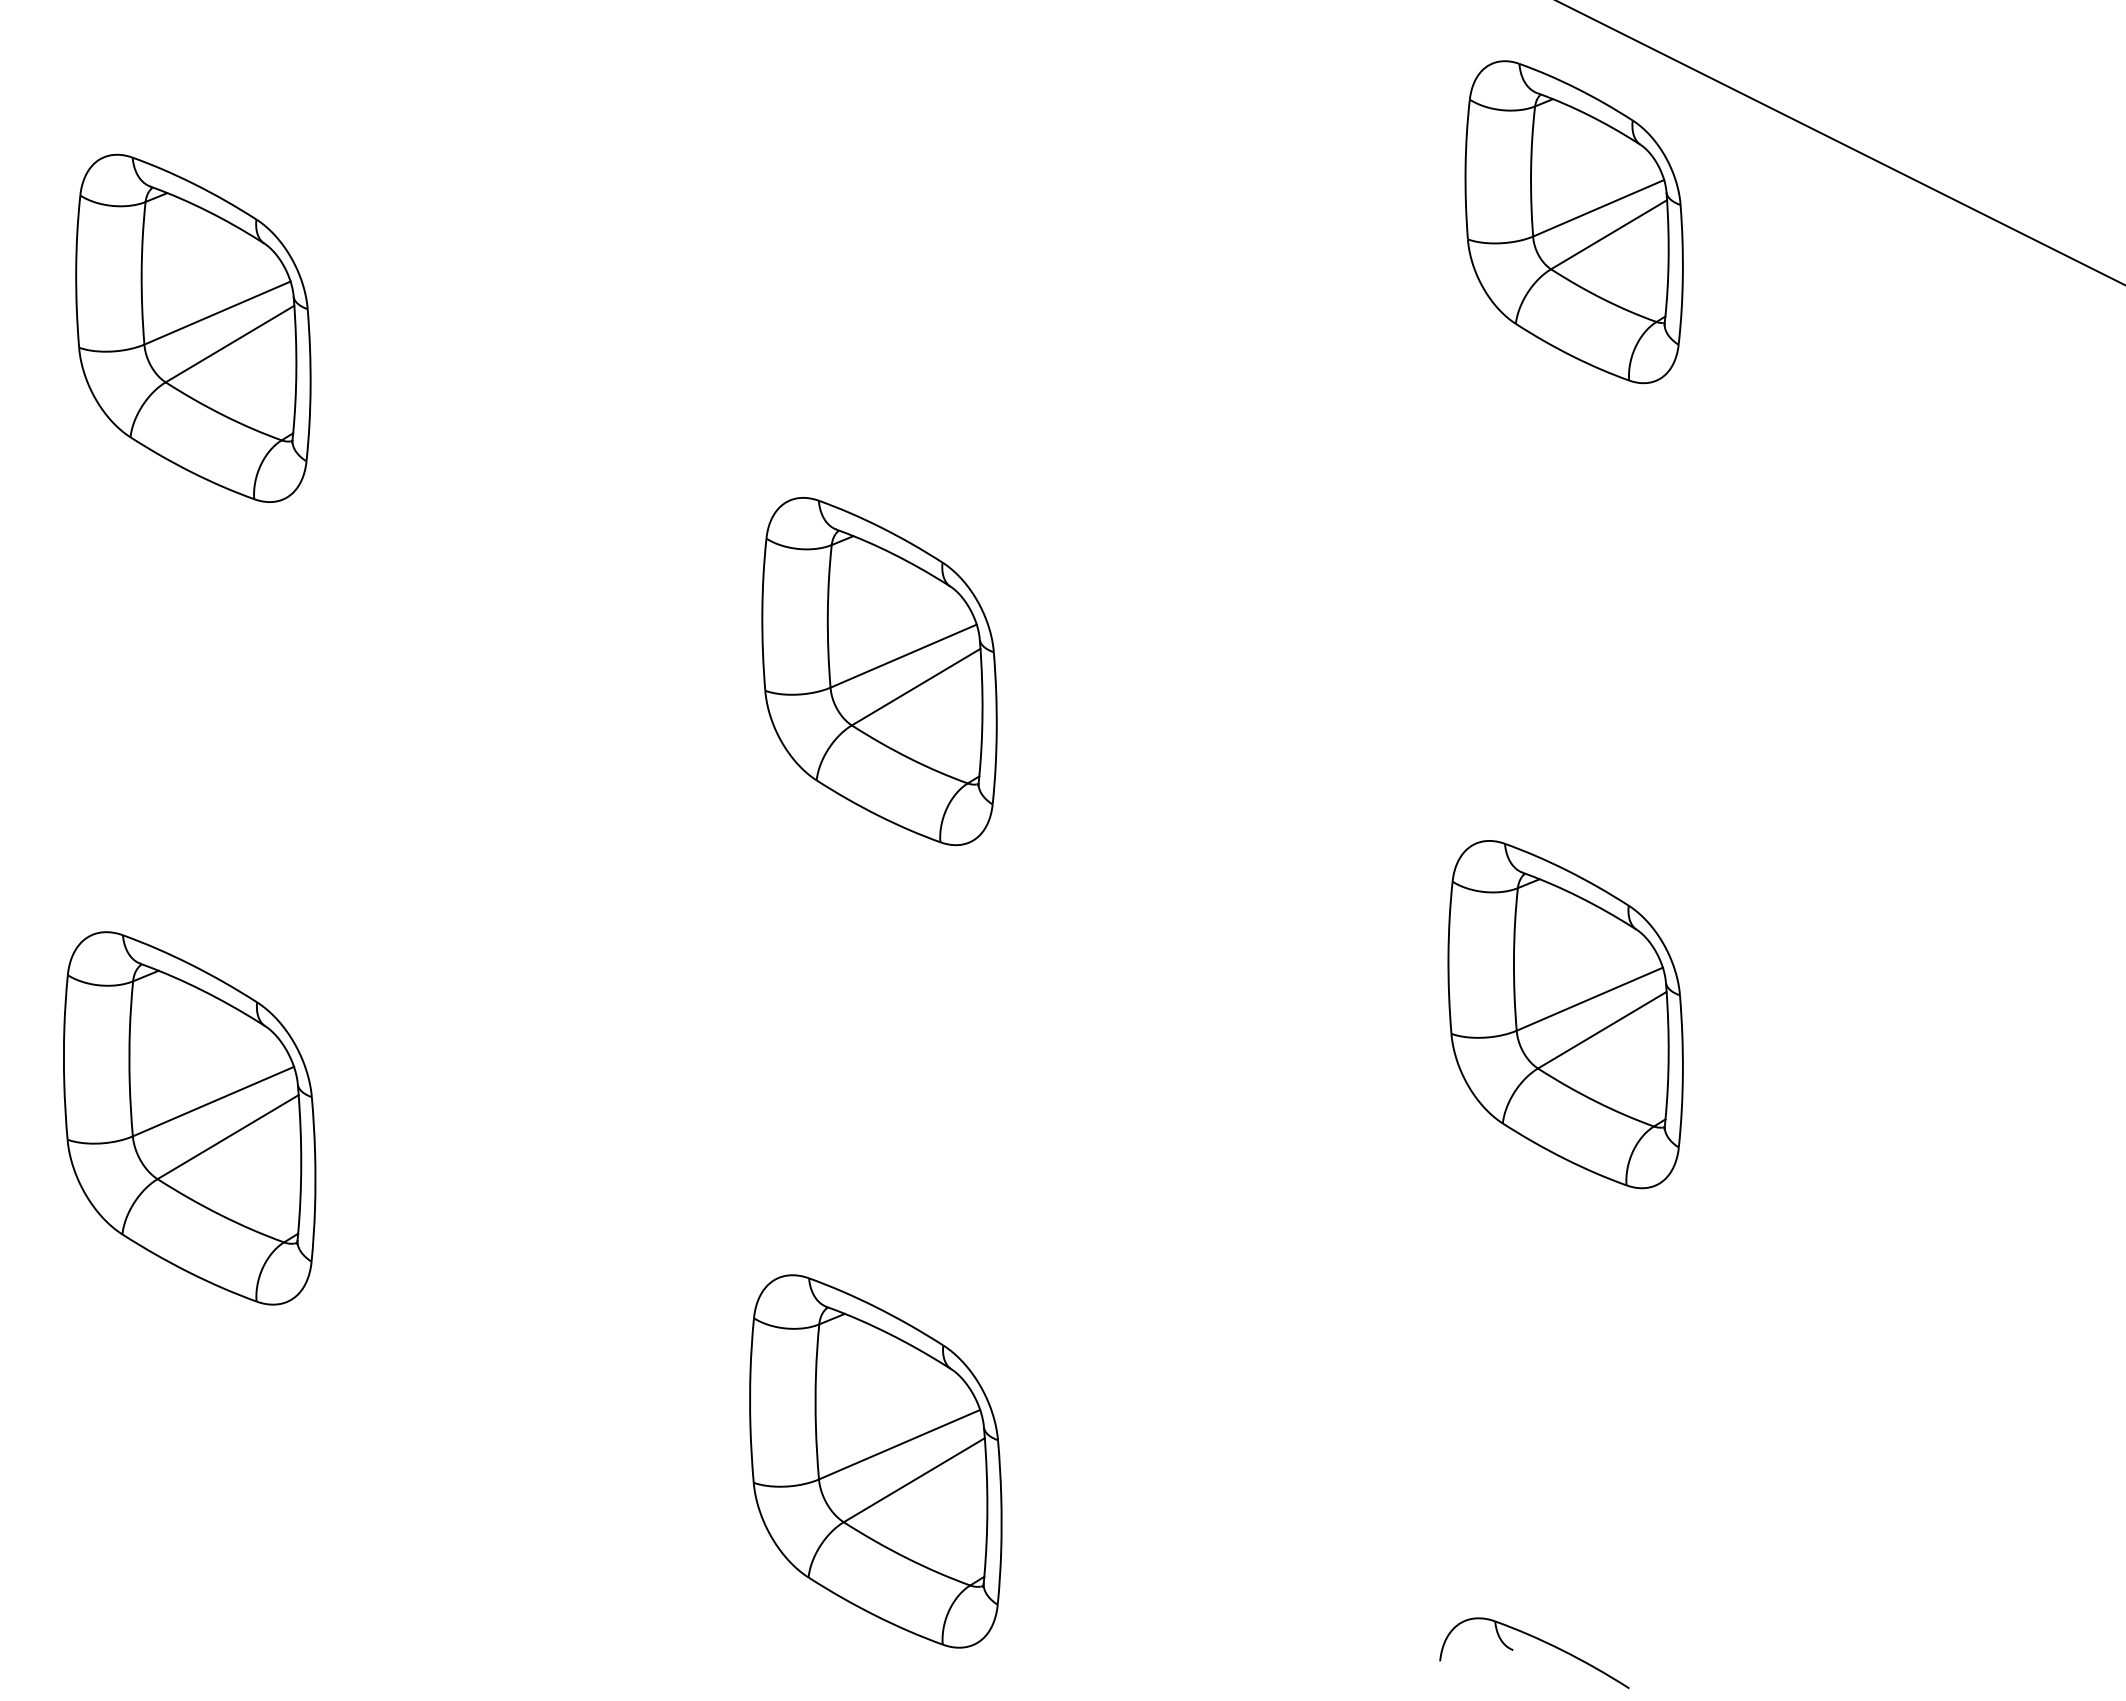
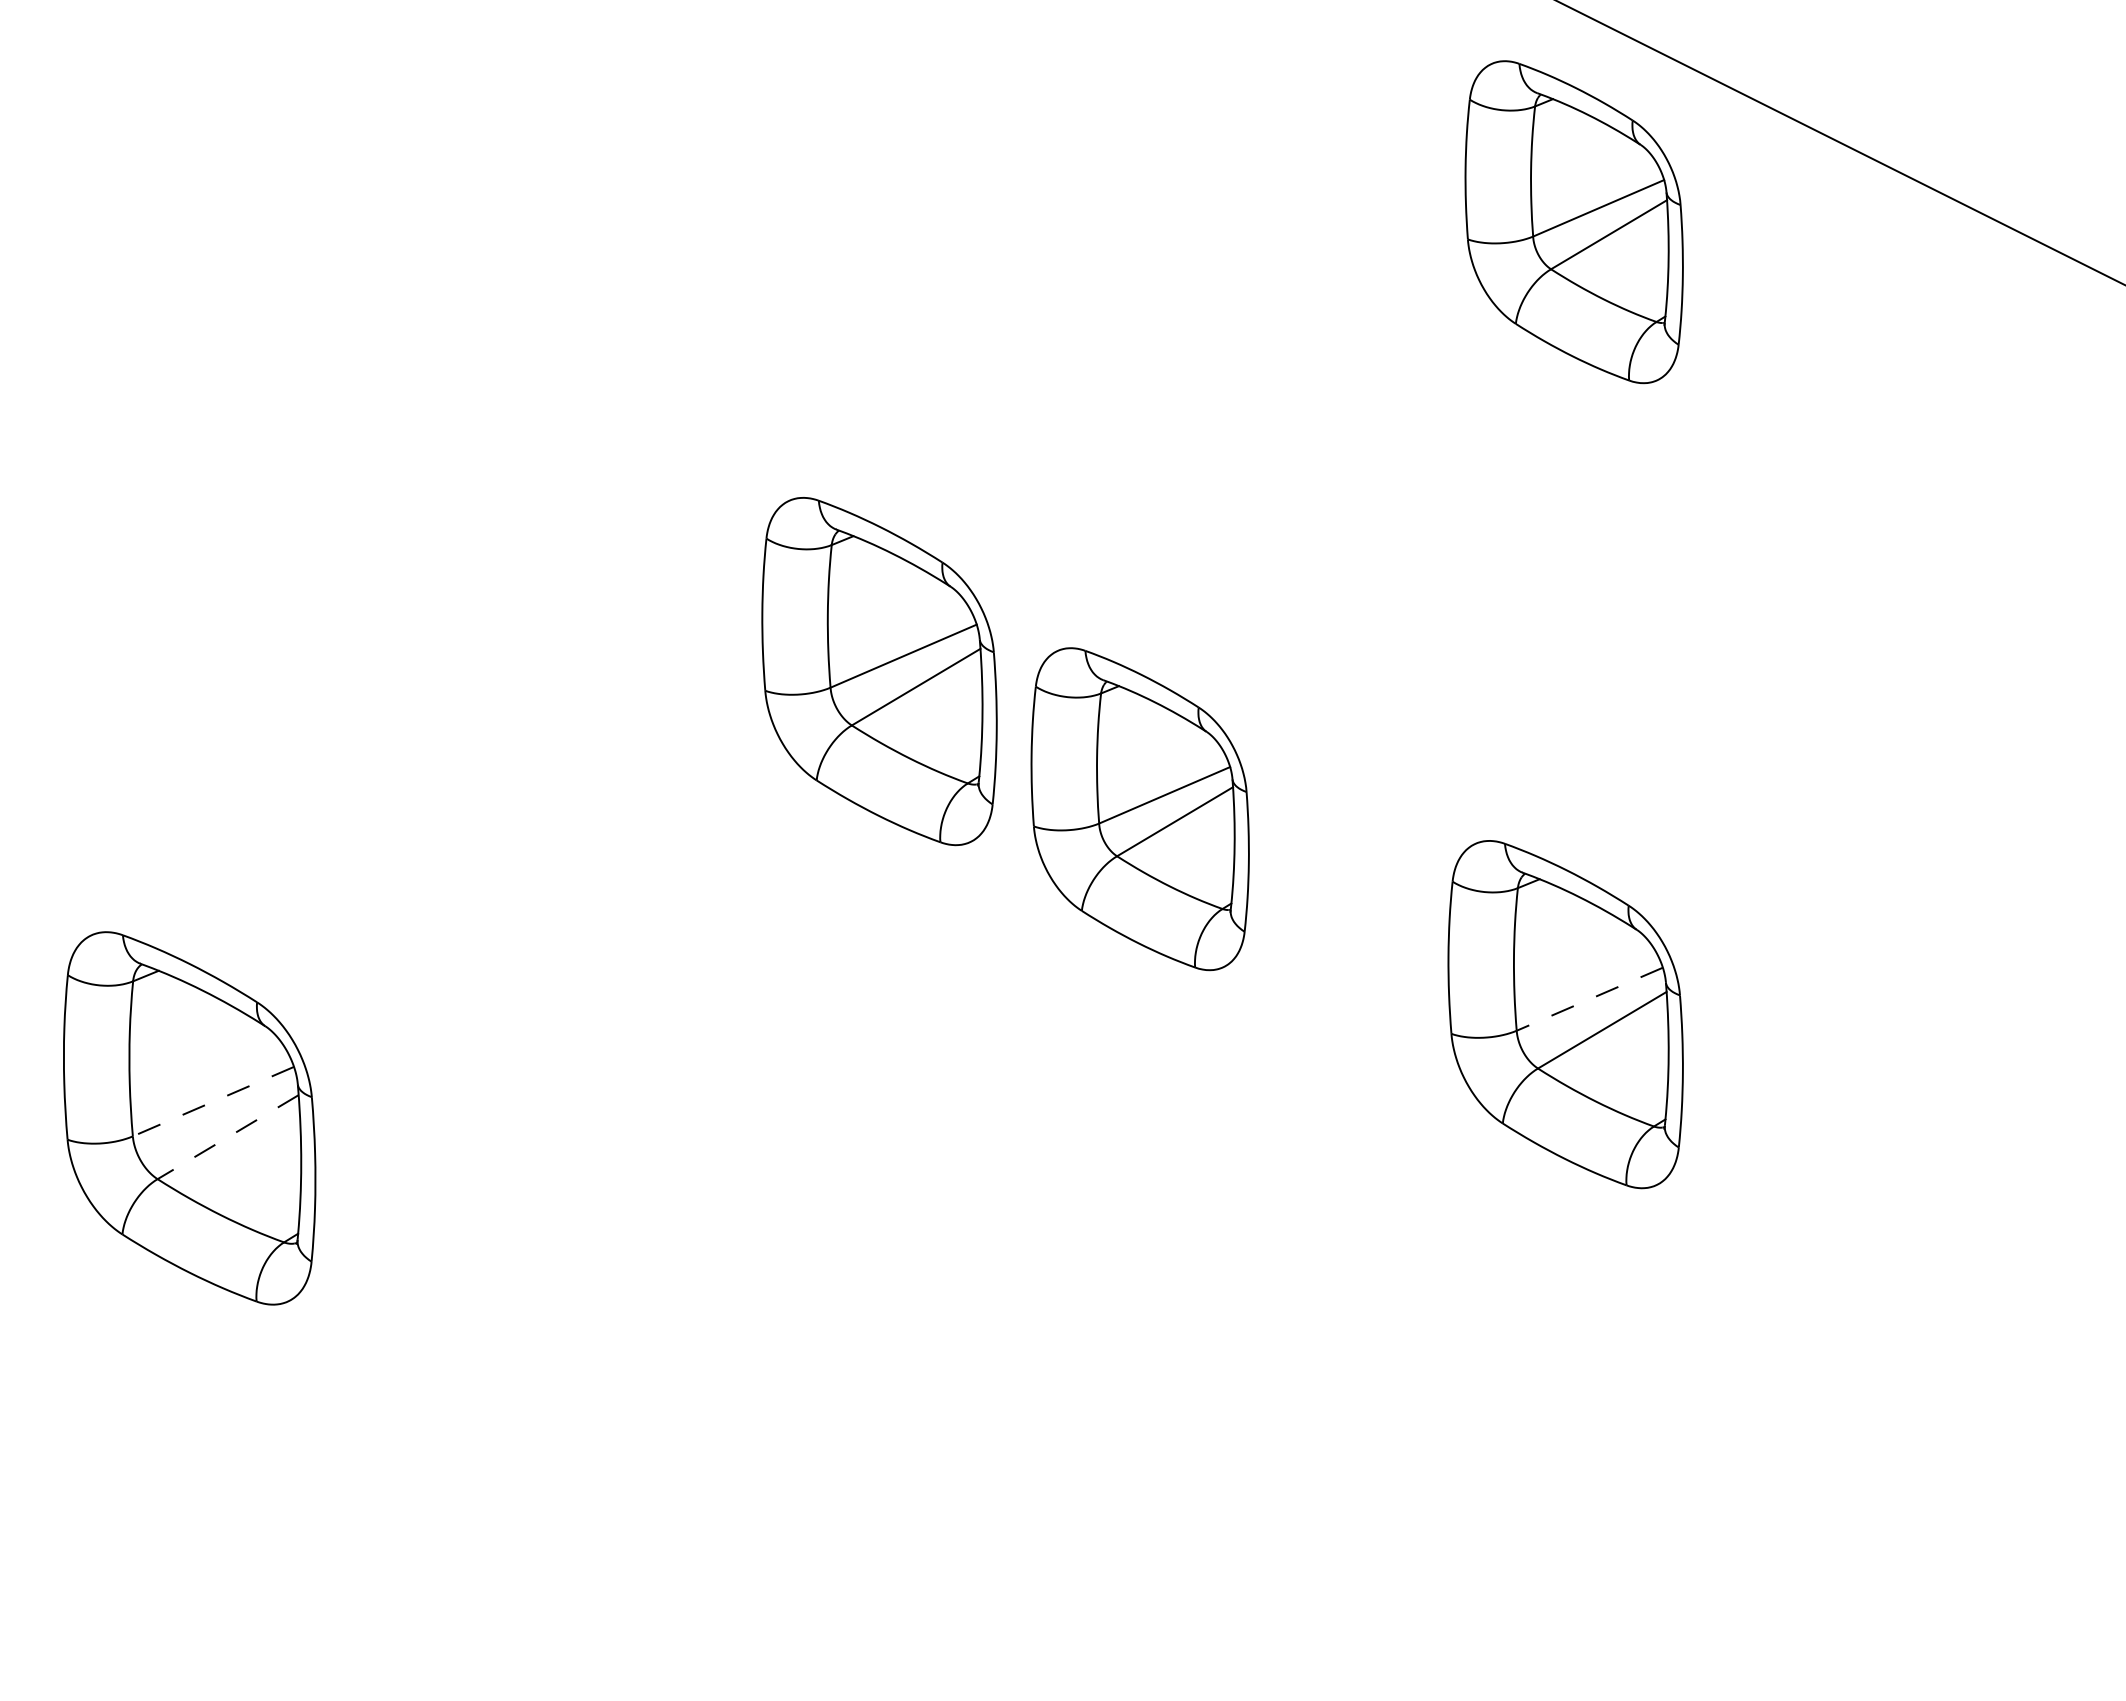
part: present -> none (193, 327)
part: none -> present (1139, 809)
line: solid -> dashed (1589, 999)
line: solid -> dashed (213, 1101)
line: solid -> dashed (227, 1137)
part: present -> none (875, 1461)
part: present -> none (1539, 1640)
